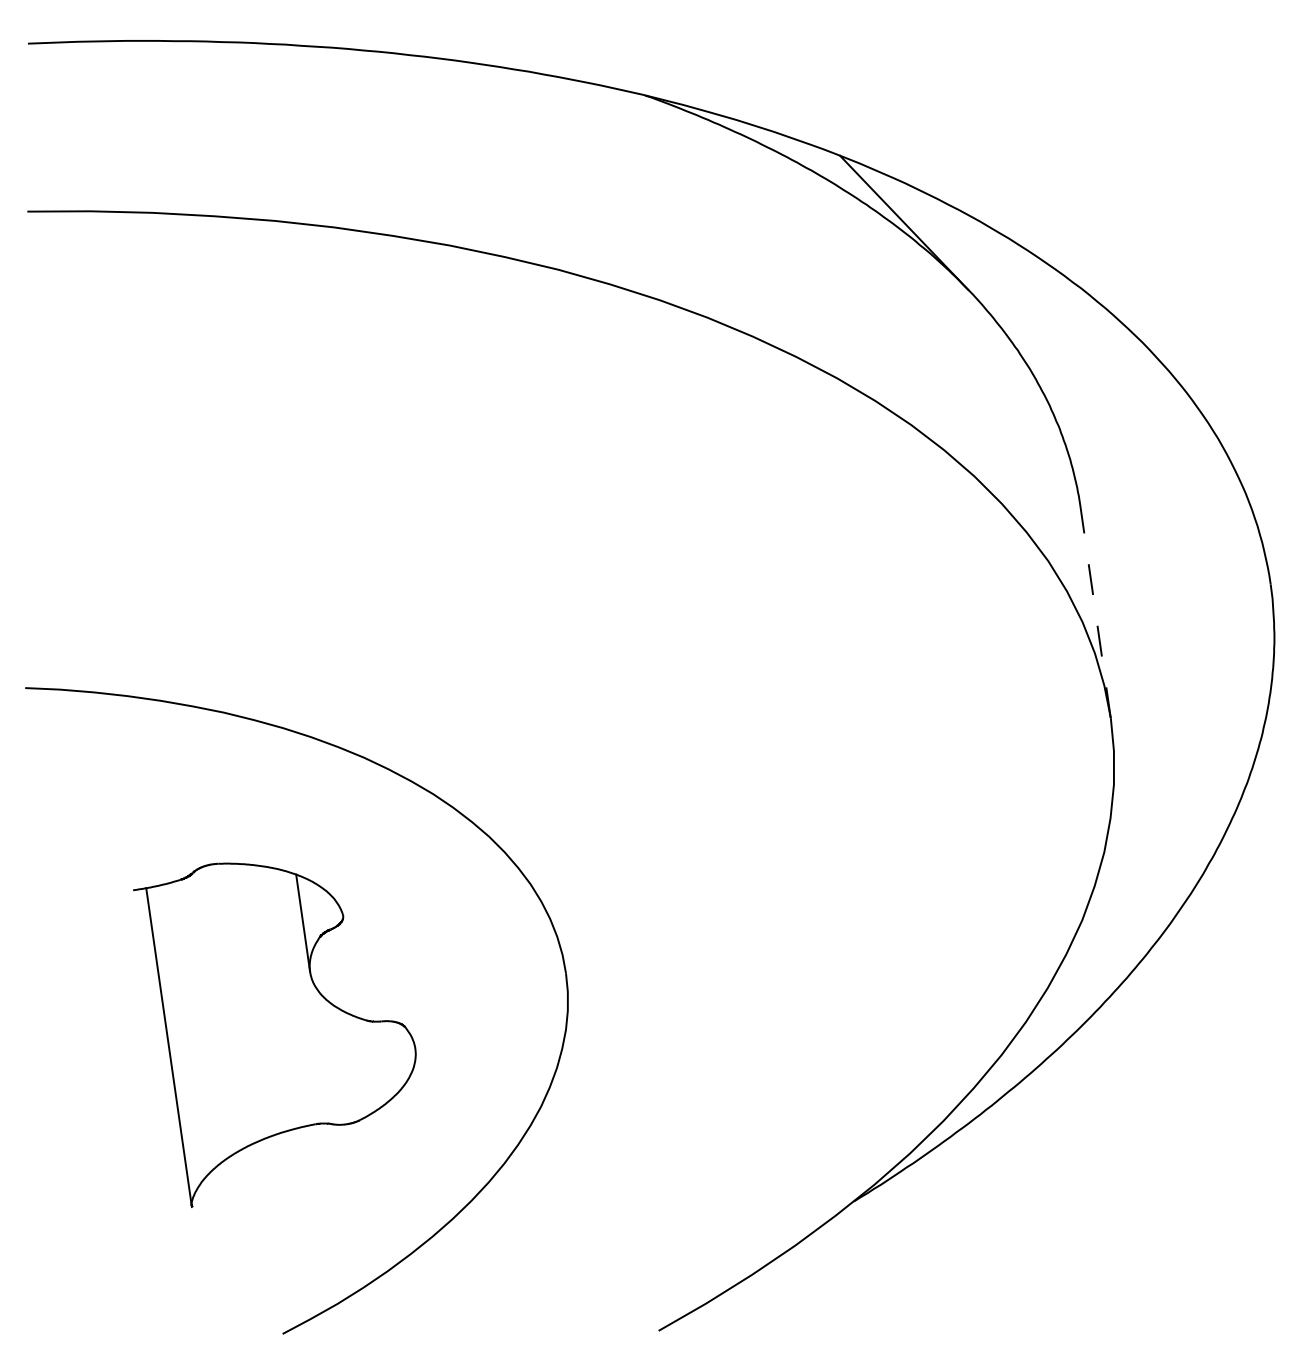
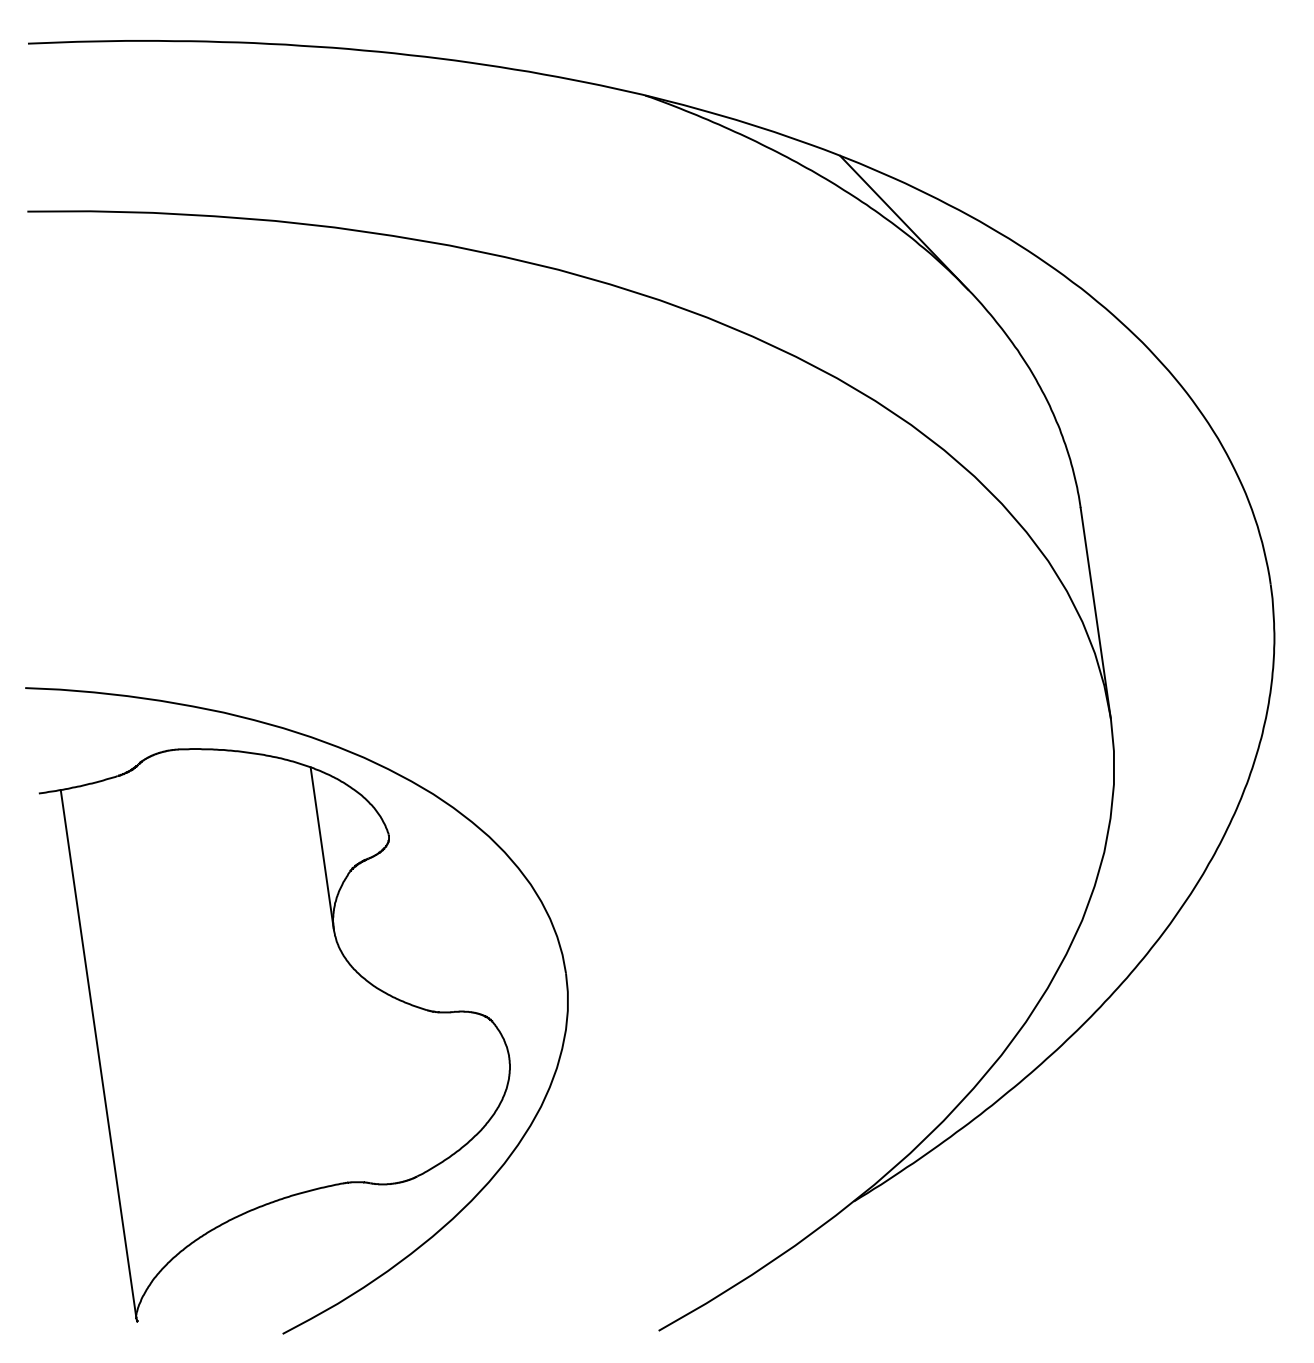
line: dashed -> solid (1095, 612)
part size: 284x346 px -> 473x575 px (274, 1035)
